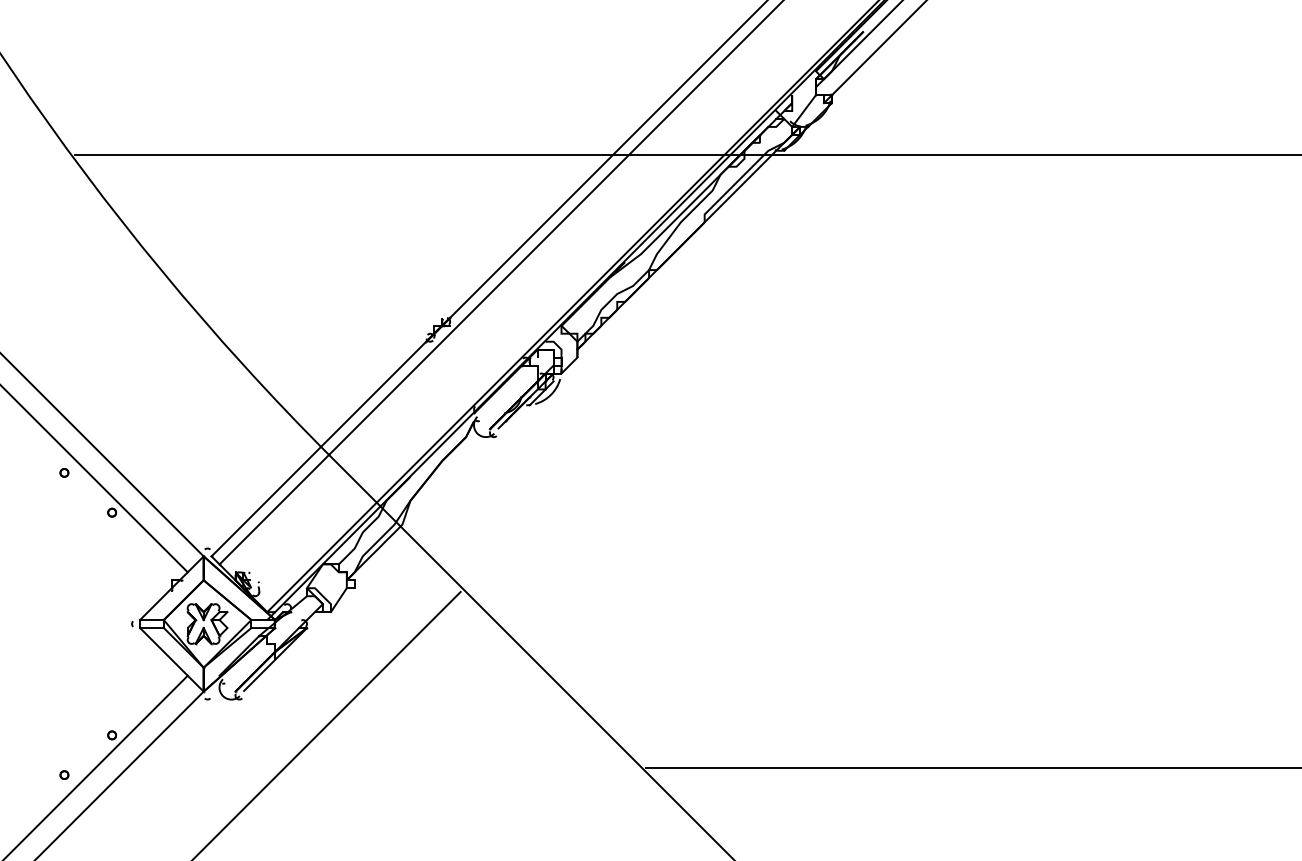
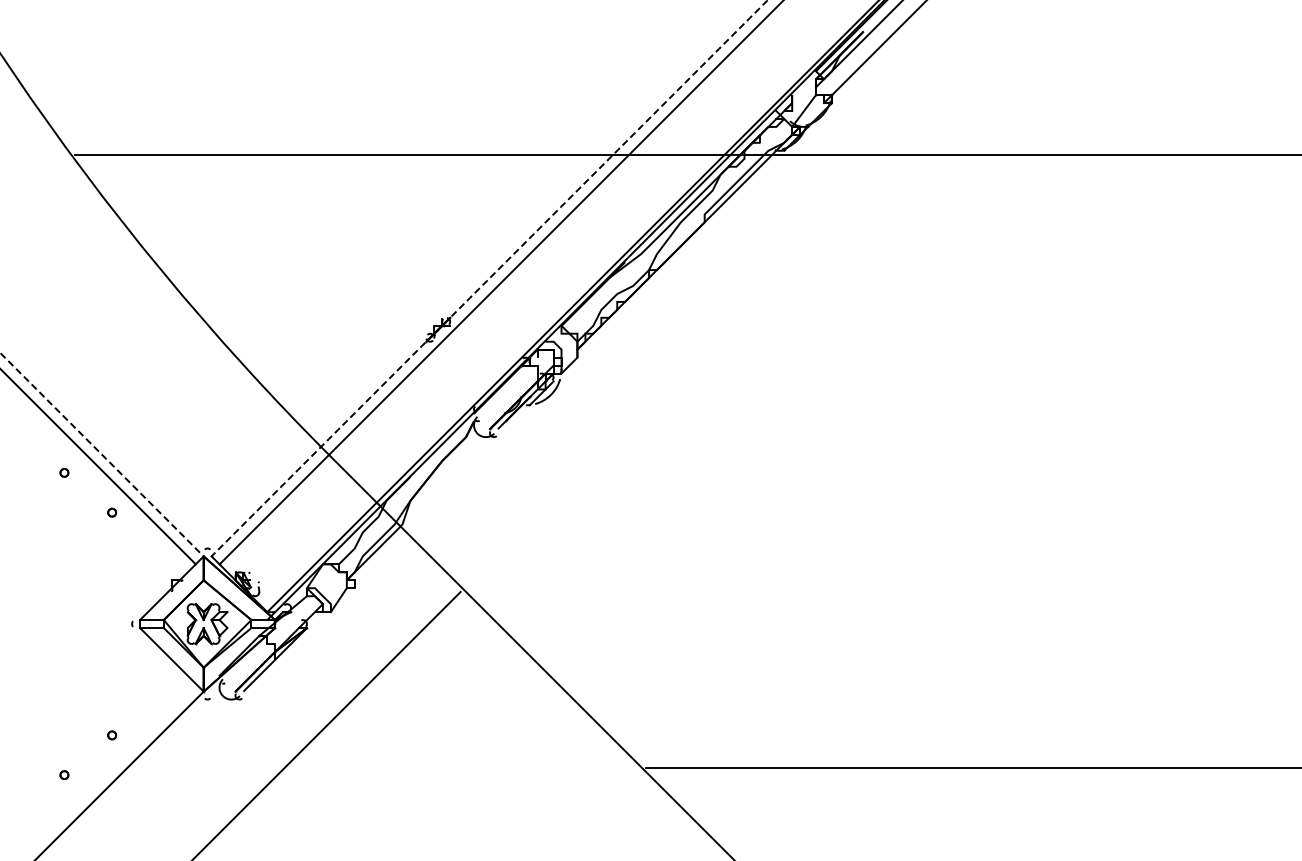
line: solid -> dashed (489, 278)
line: solid -> dashed (101, 454)
line position: (94, 479) -> (98, 467) (98, 467)
line: present -> none (96, 766)
